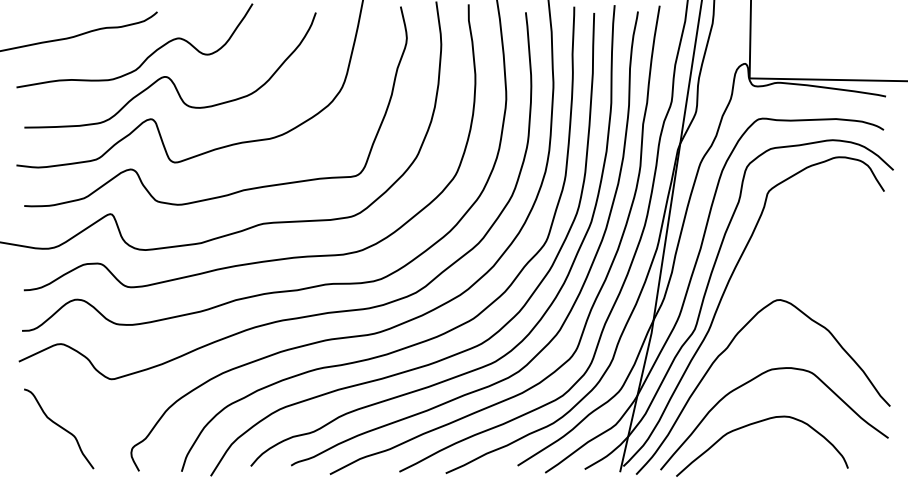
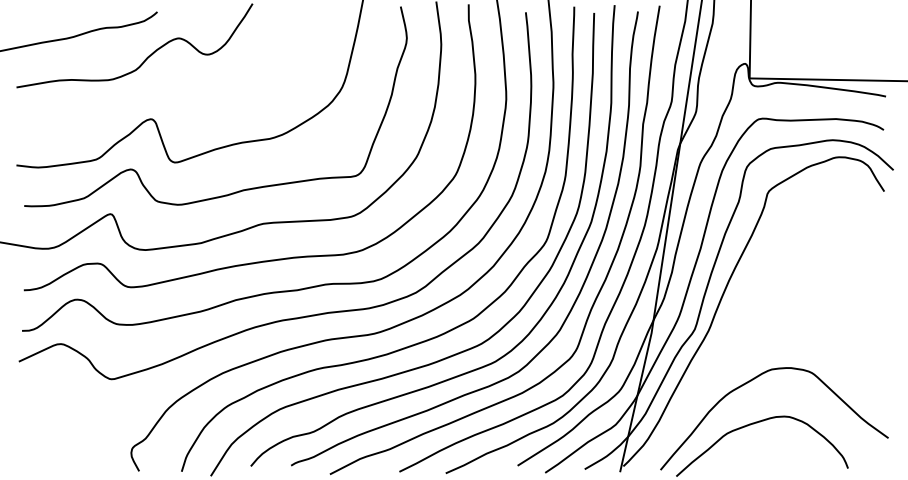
curve: present -> none (168, 76)
curve: present -> none (726, 350)
curve: present -> none (59, 427)
